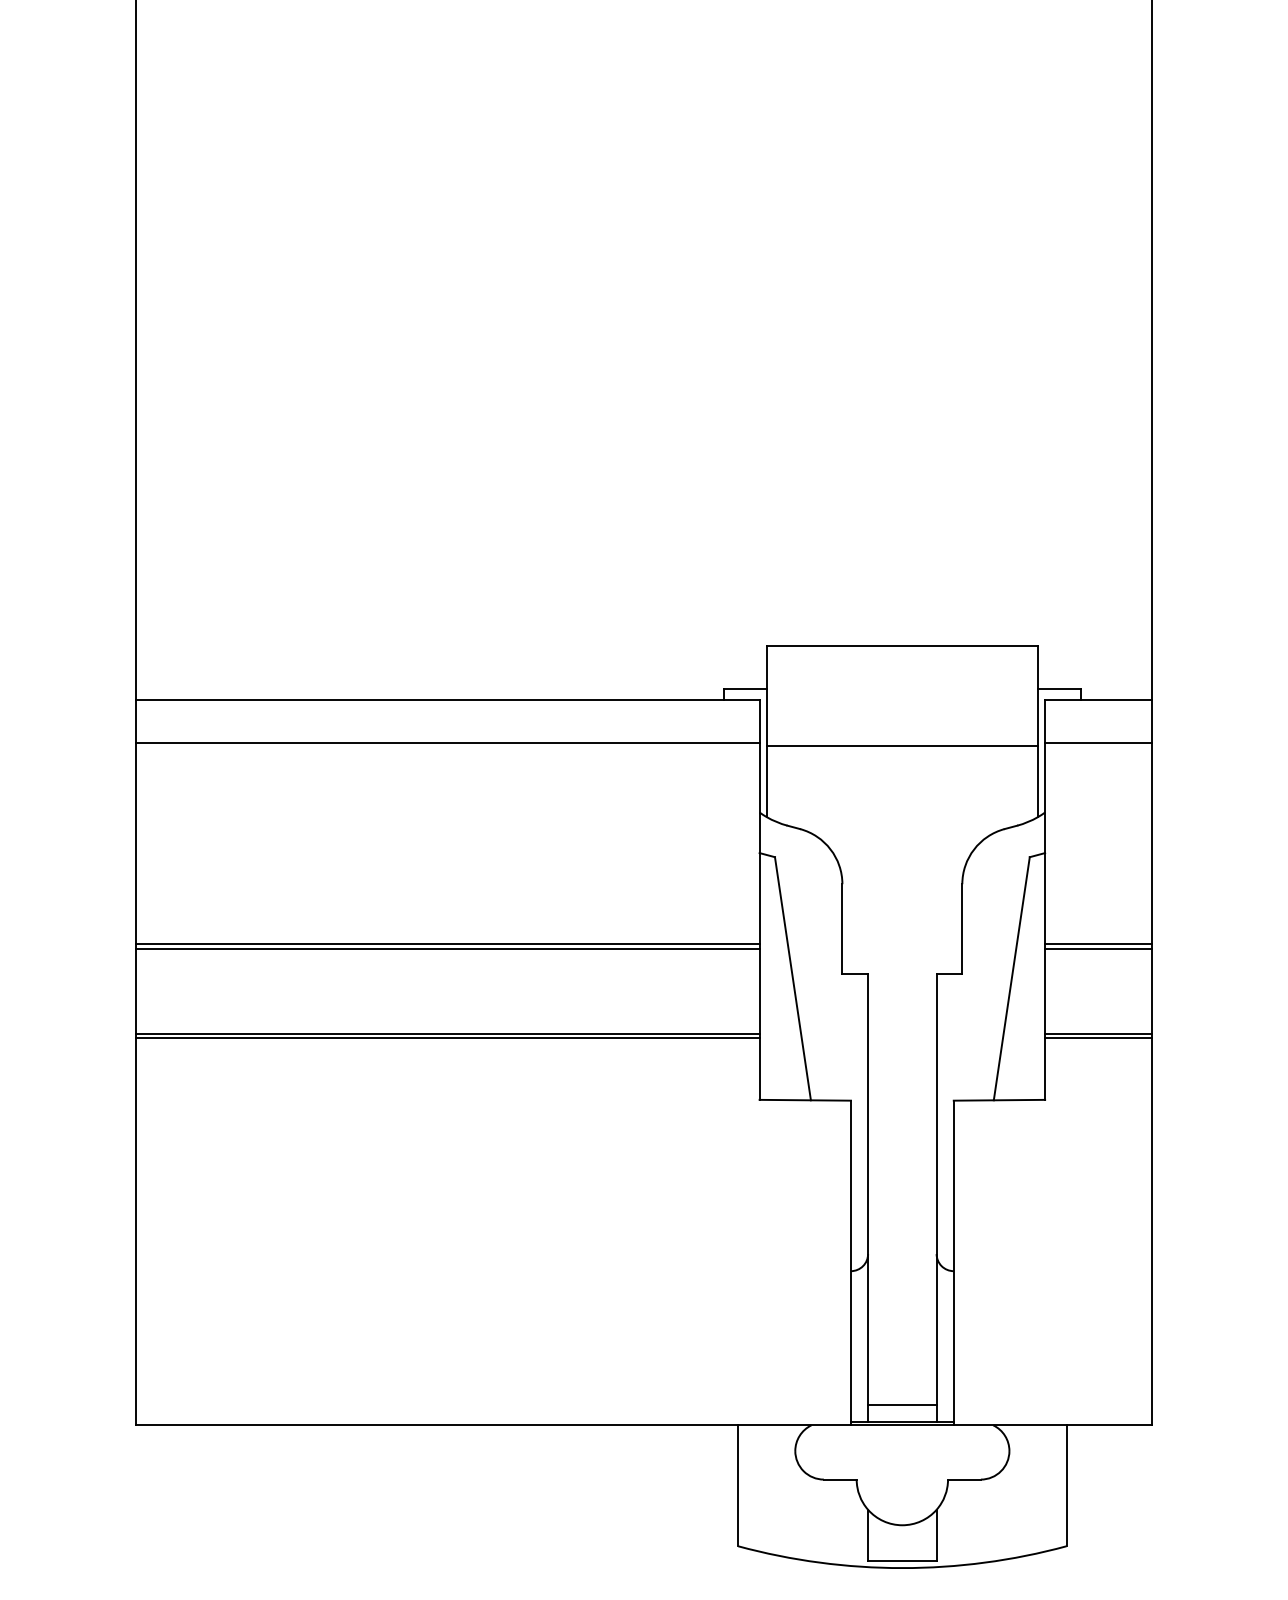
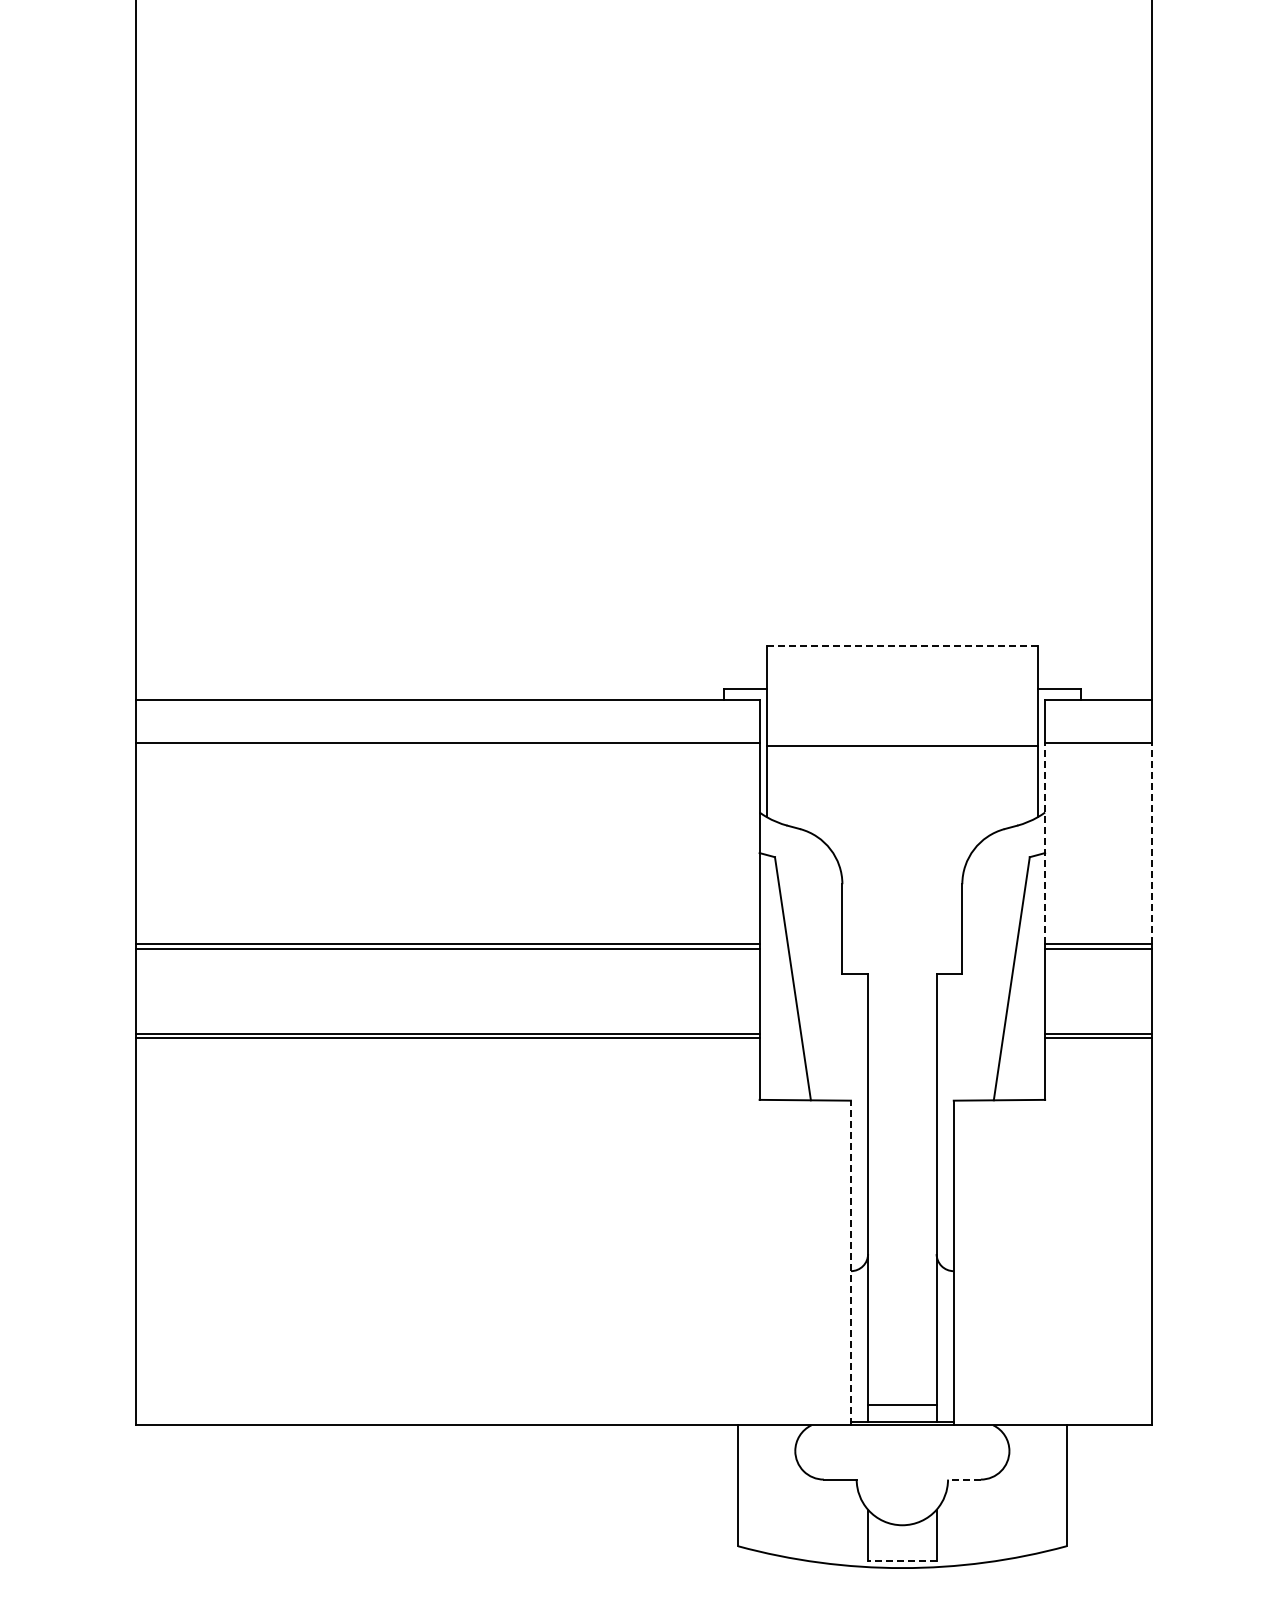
line: solid -> dashed (902, 645)
line: solid -> dashed (1045, 843)
line: solid -> dashed (1152, 843)
line: solid -> dashed (850, 1262)
line: solid -> dashed (963, 1479)
line: solid -> dashed (901, 1560)
